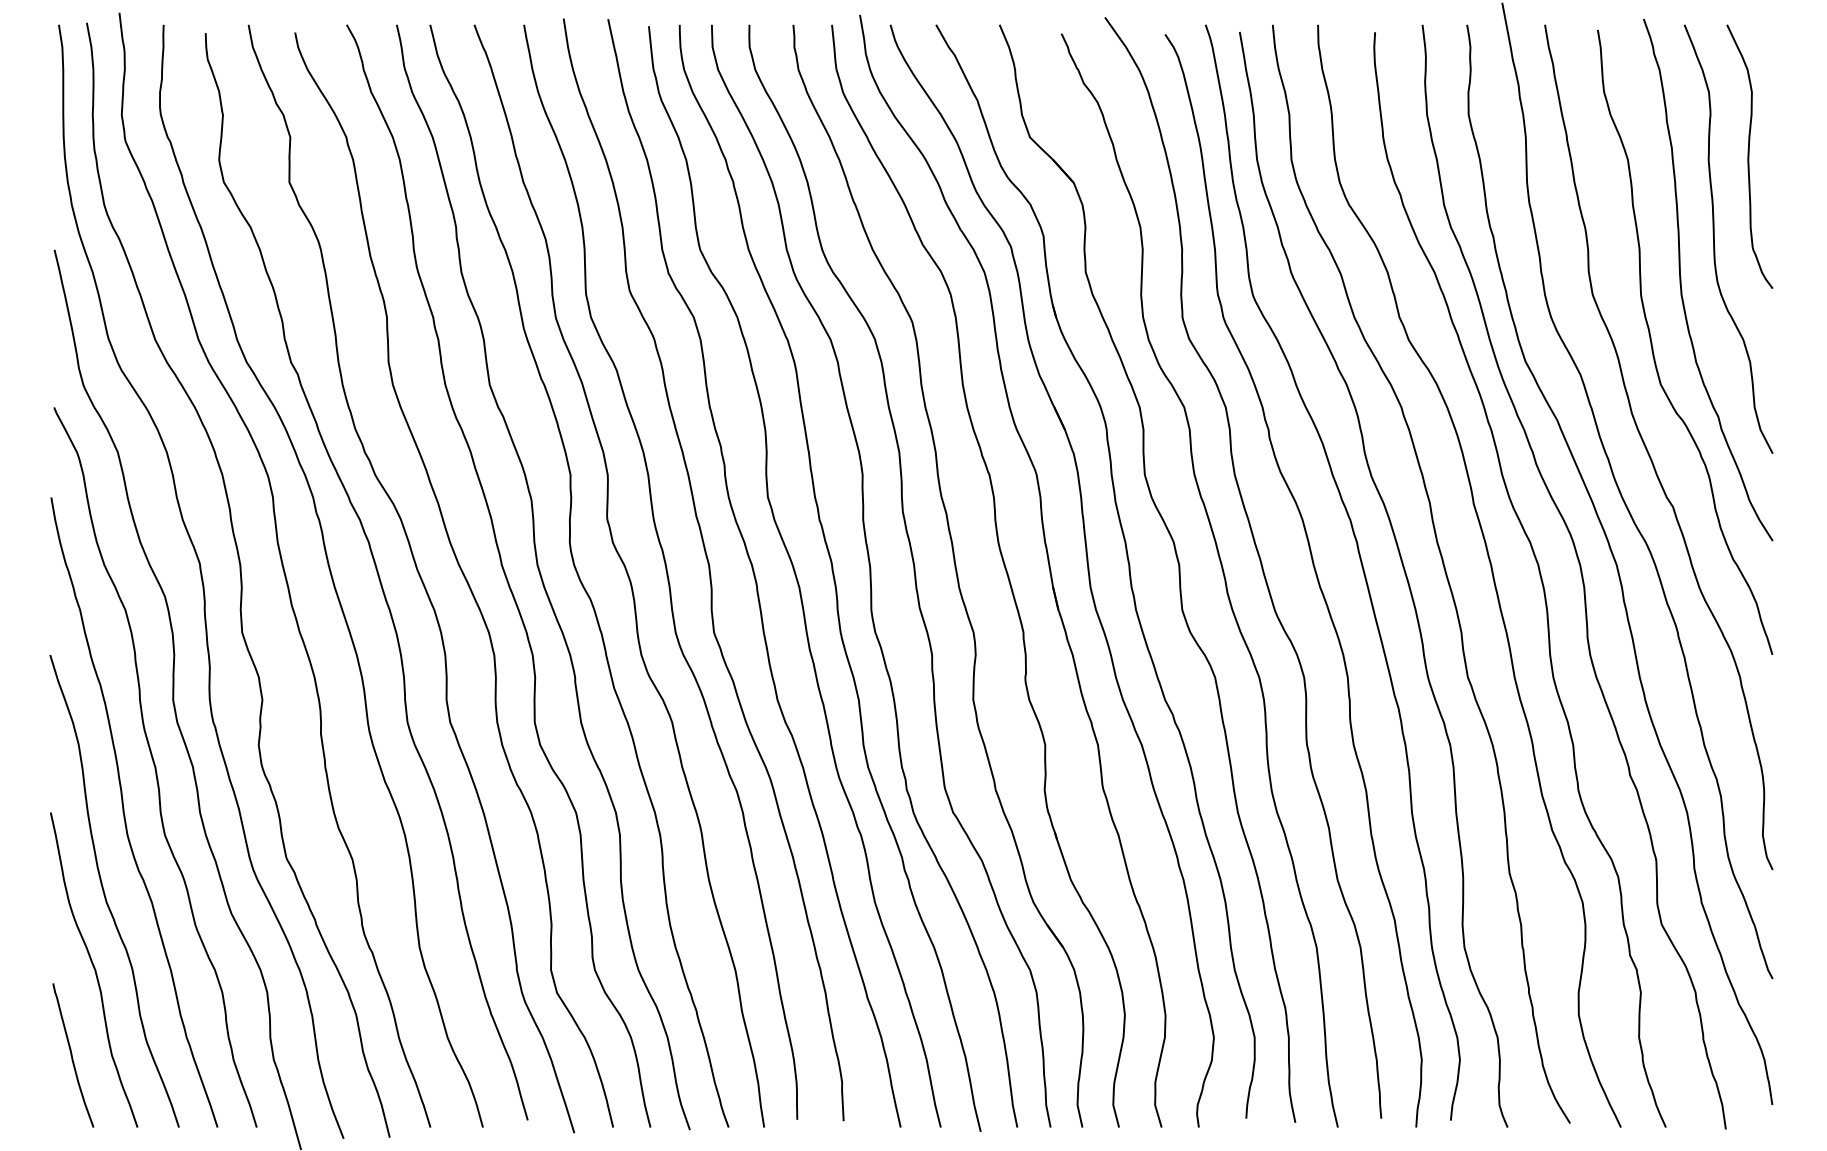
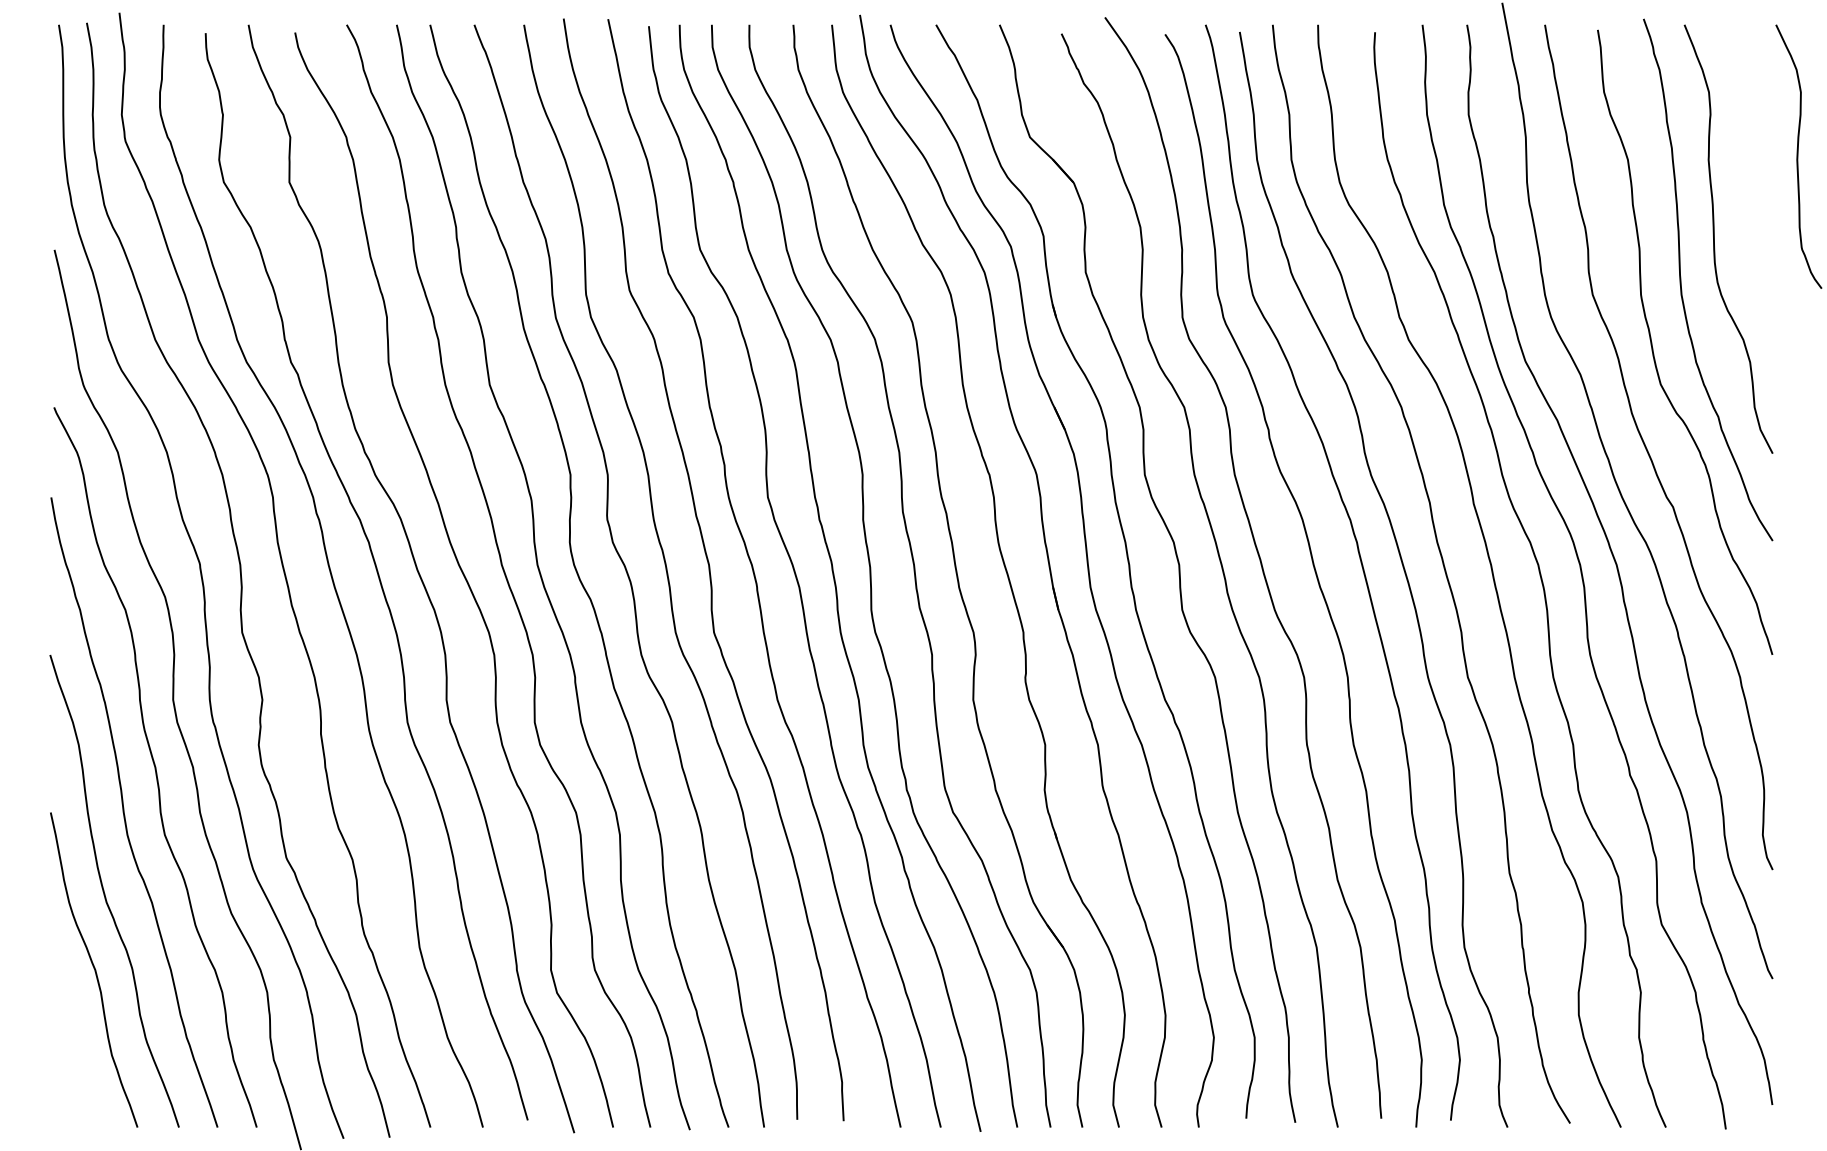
curve position: (1749, 156) -> (1798, 156) (1798, 156)
curve: present -> none (72, 1055)
